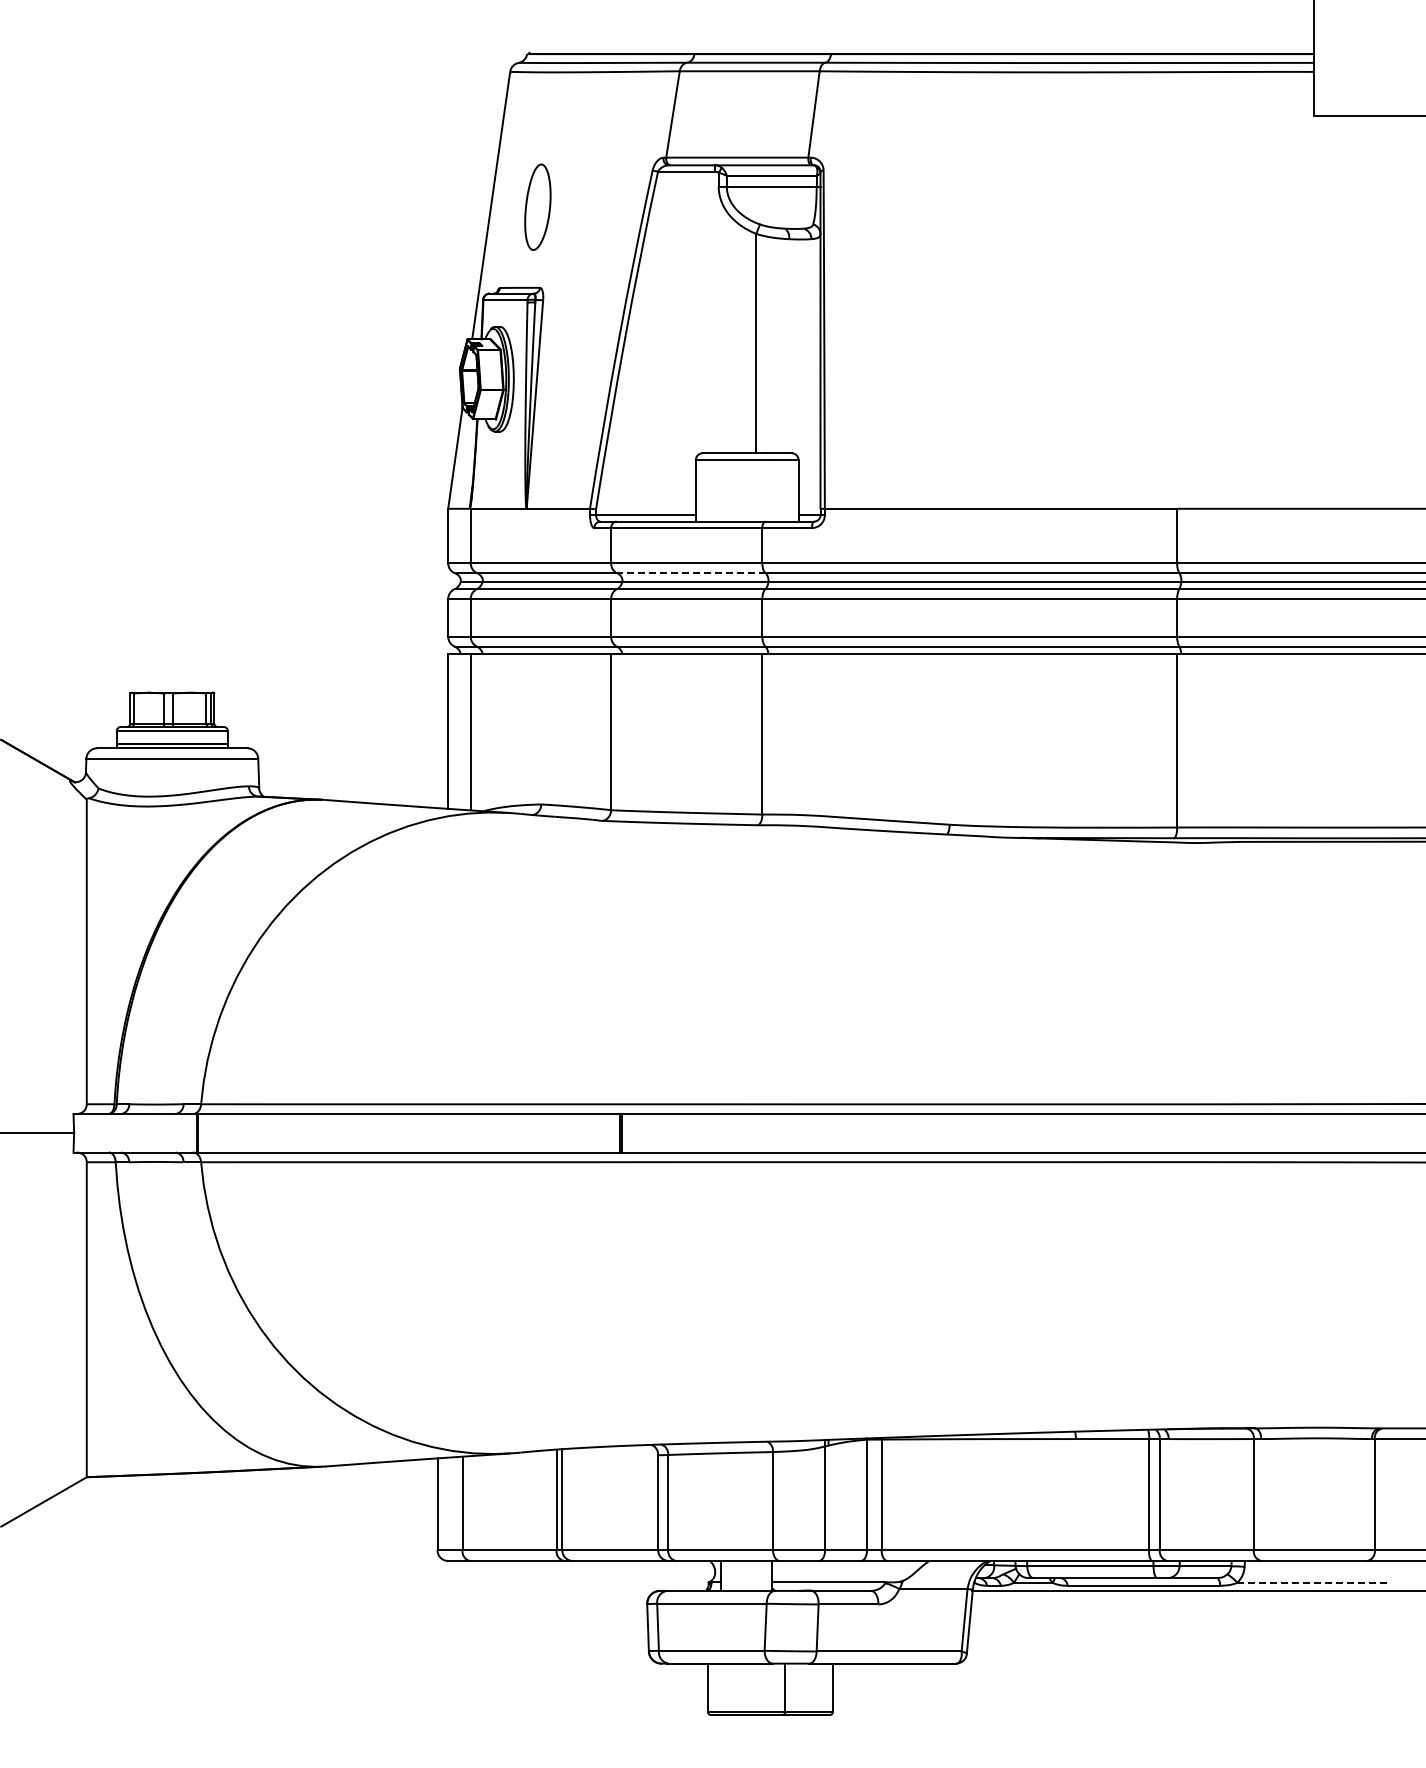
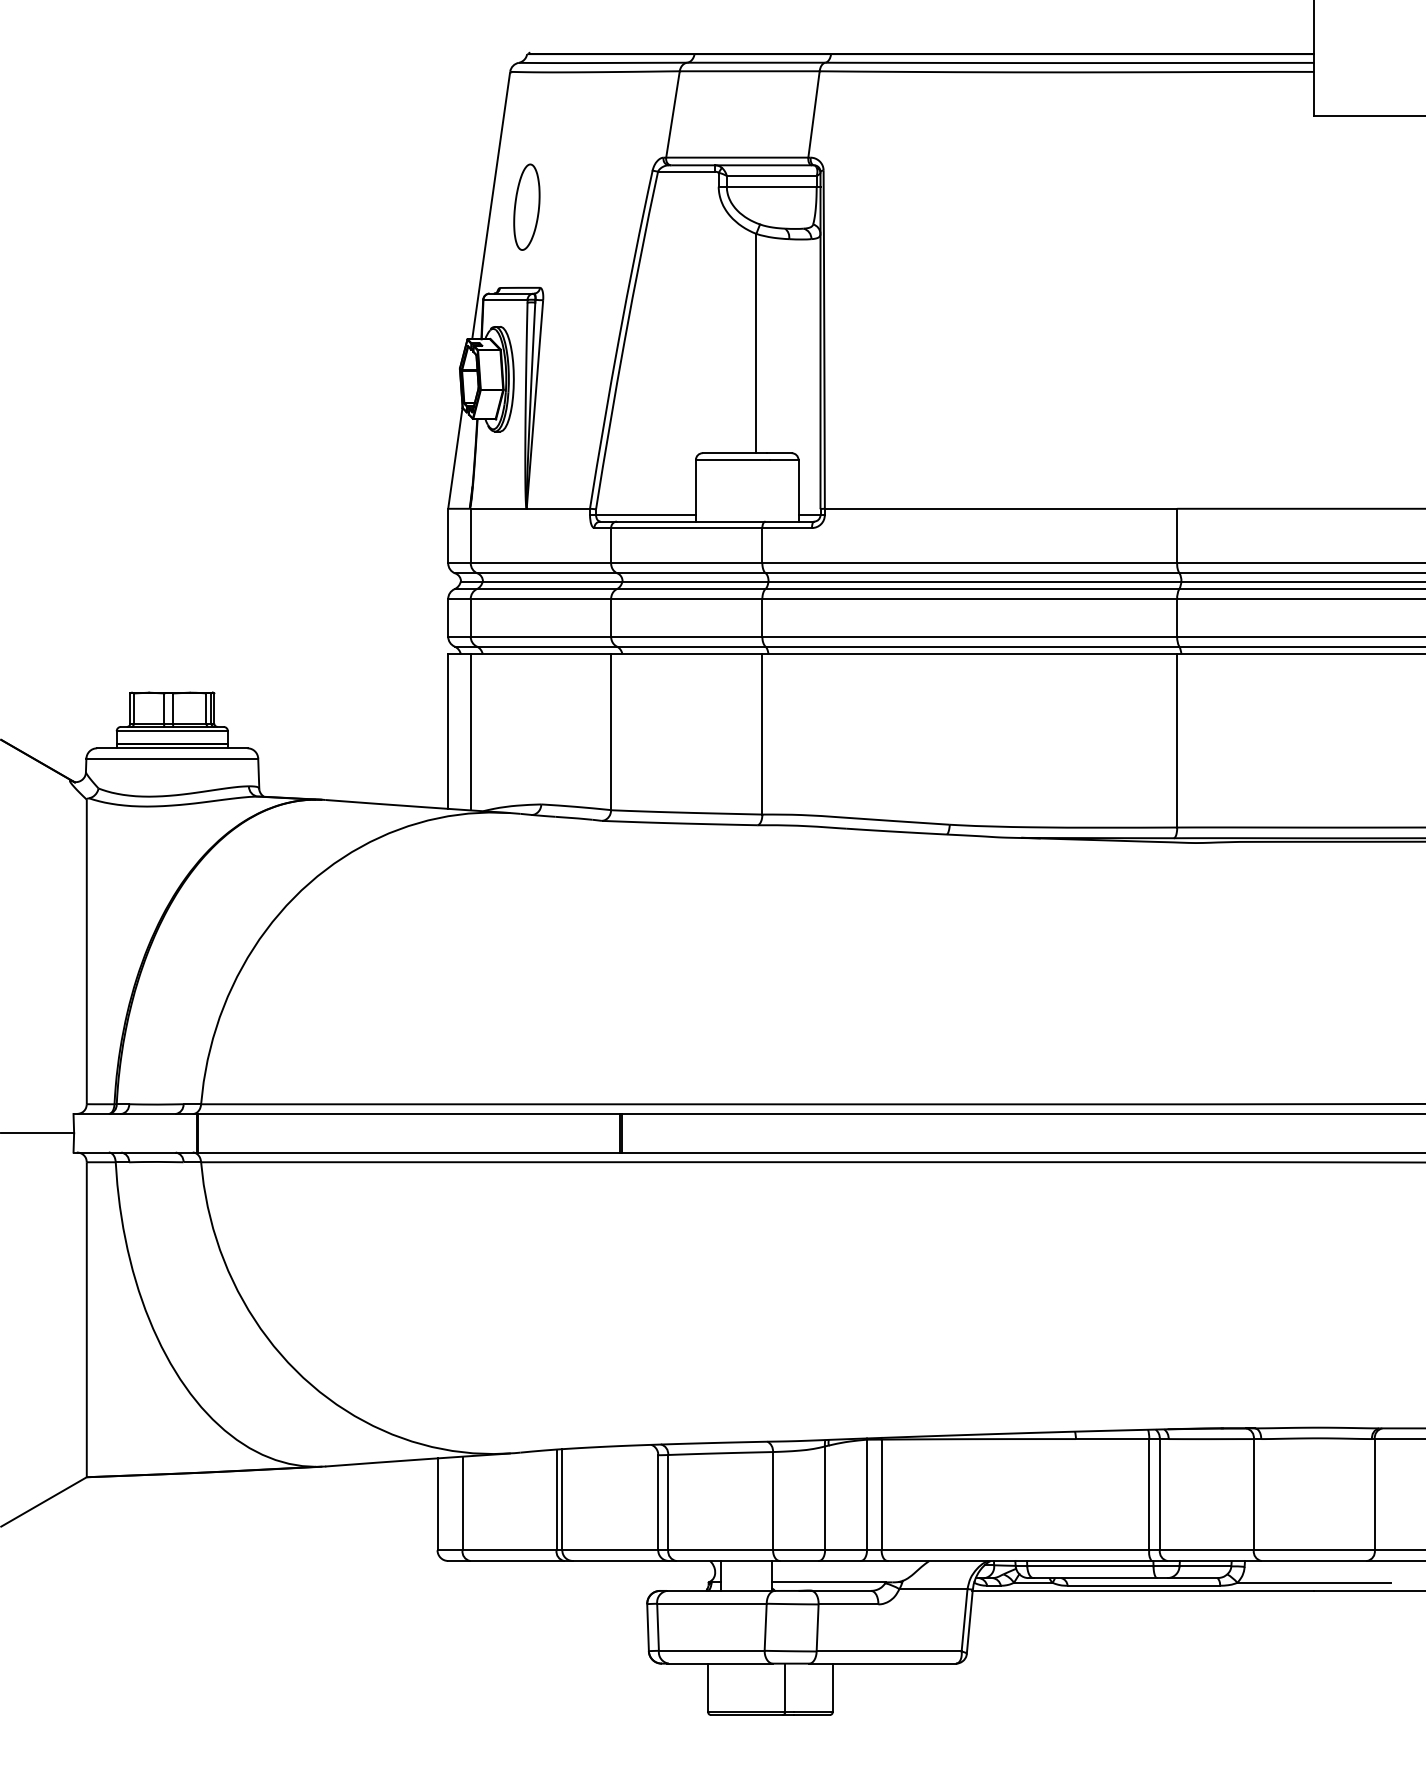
part position: (537, 206) -> (526, 206) (526, 206)
line: dashed -> solid (691, 573)
line: dashed -> solid (1314, 1582)
